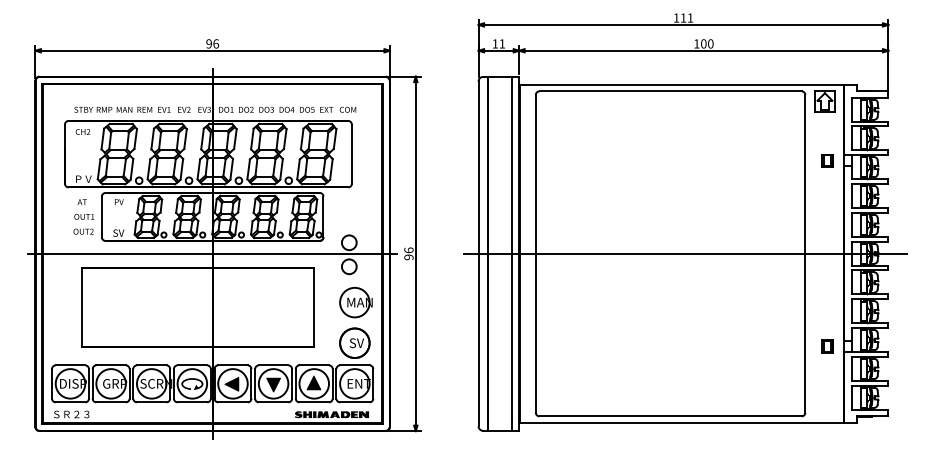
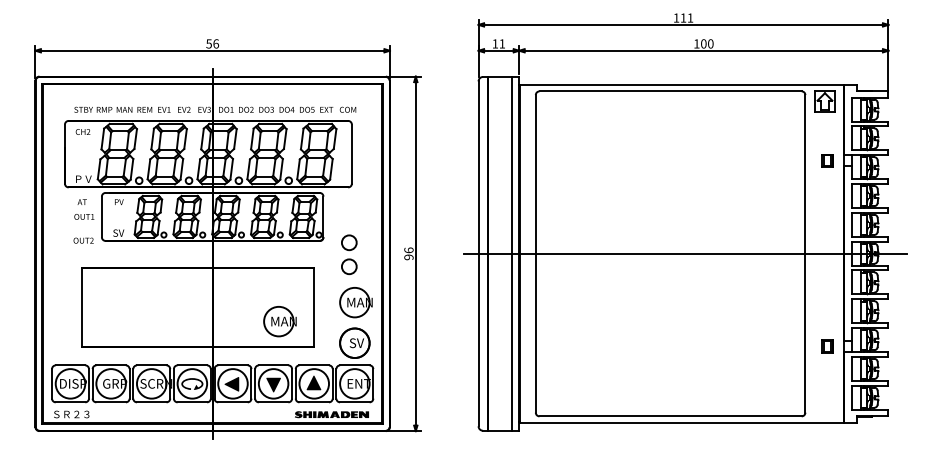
text: 96 -> 56 (208, 43)
text position: (83, 231) -> (83, 240) (83, 240)
line: present -> none (212, 253)
part: none -> present (279, 321)
